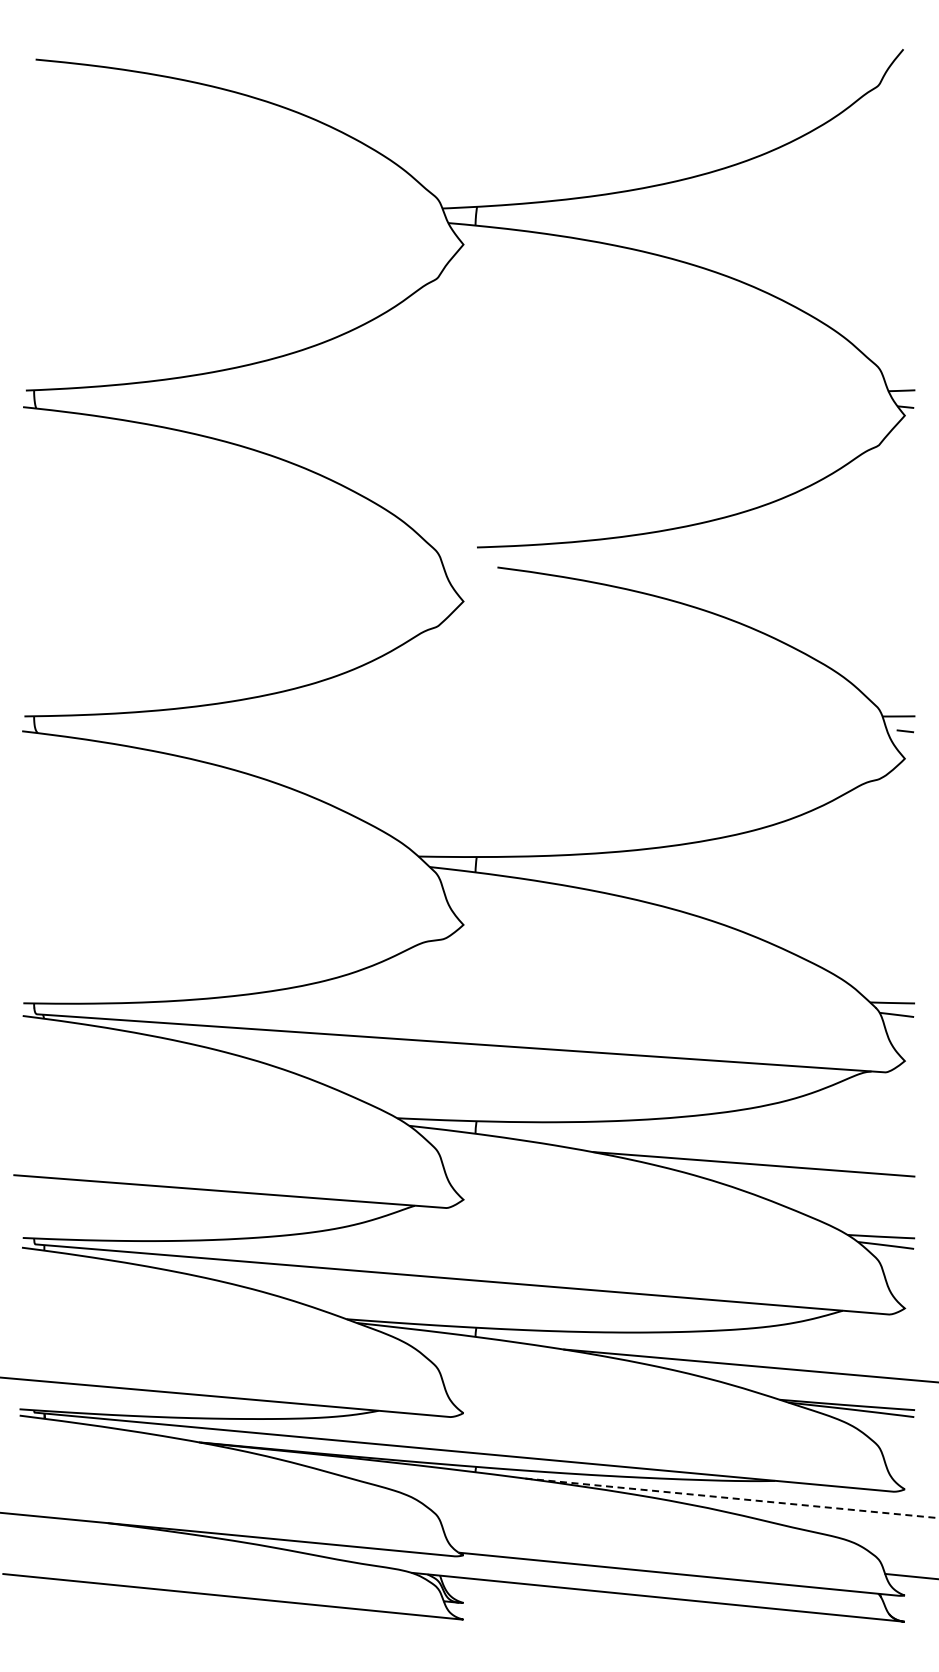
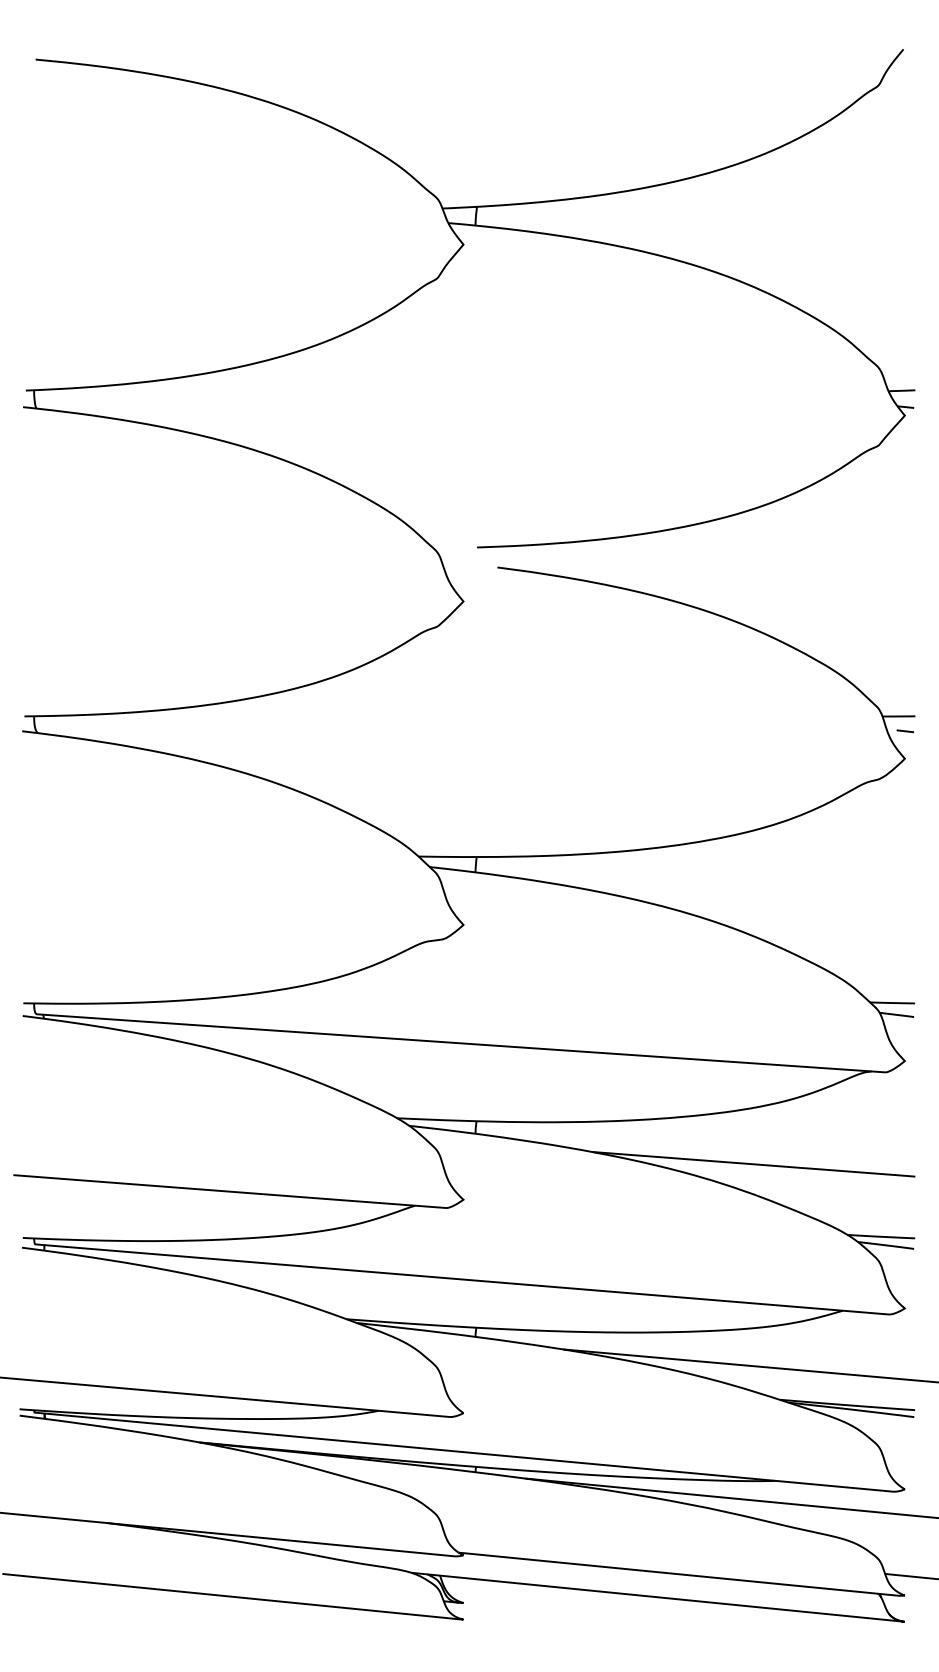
line: dashed -> solid (732, 1498)
